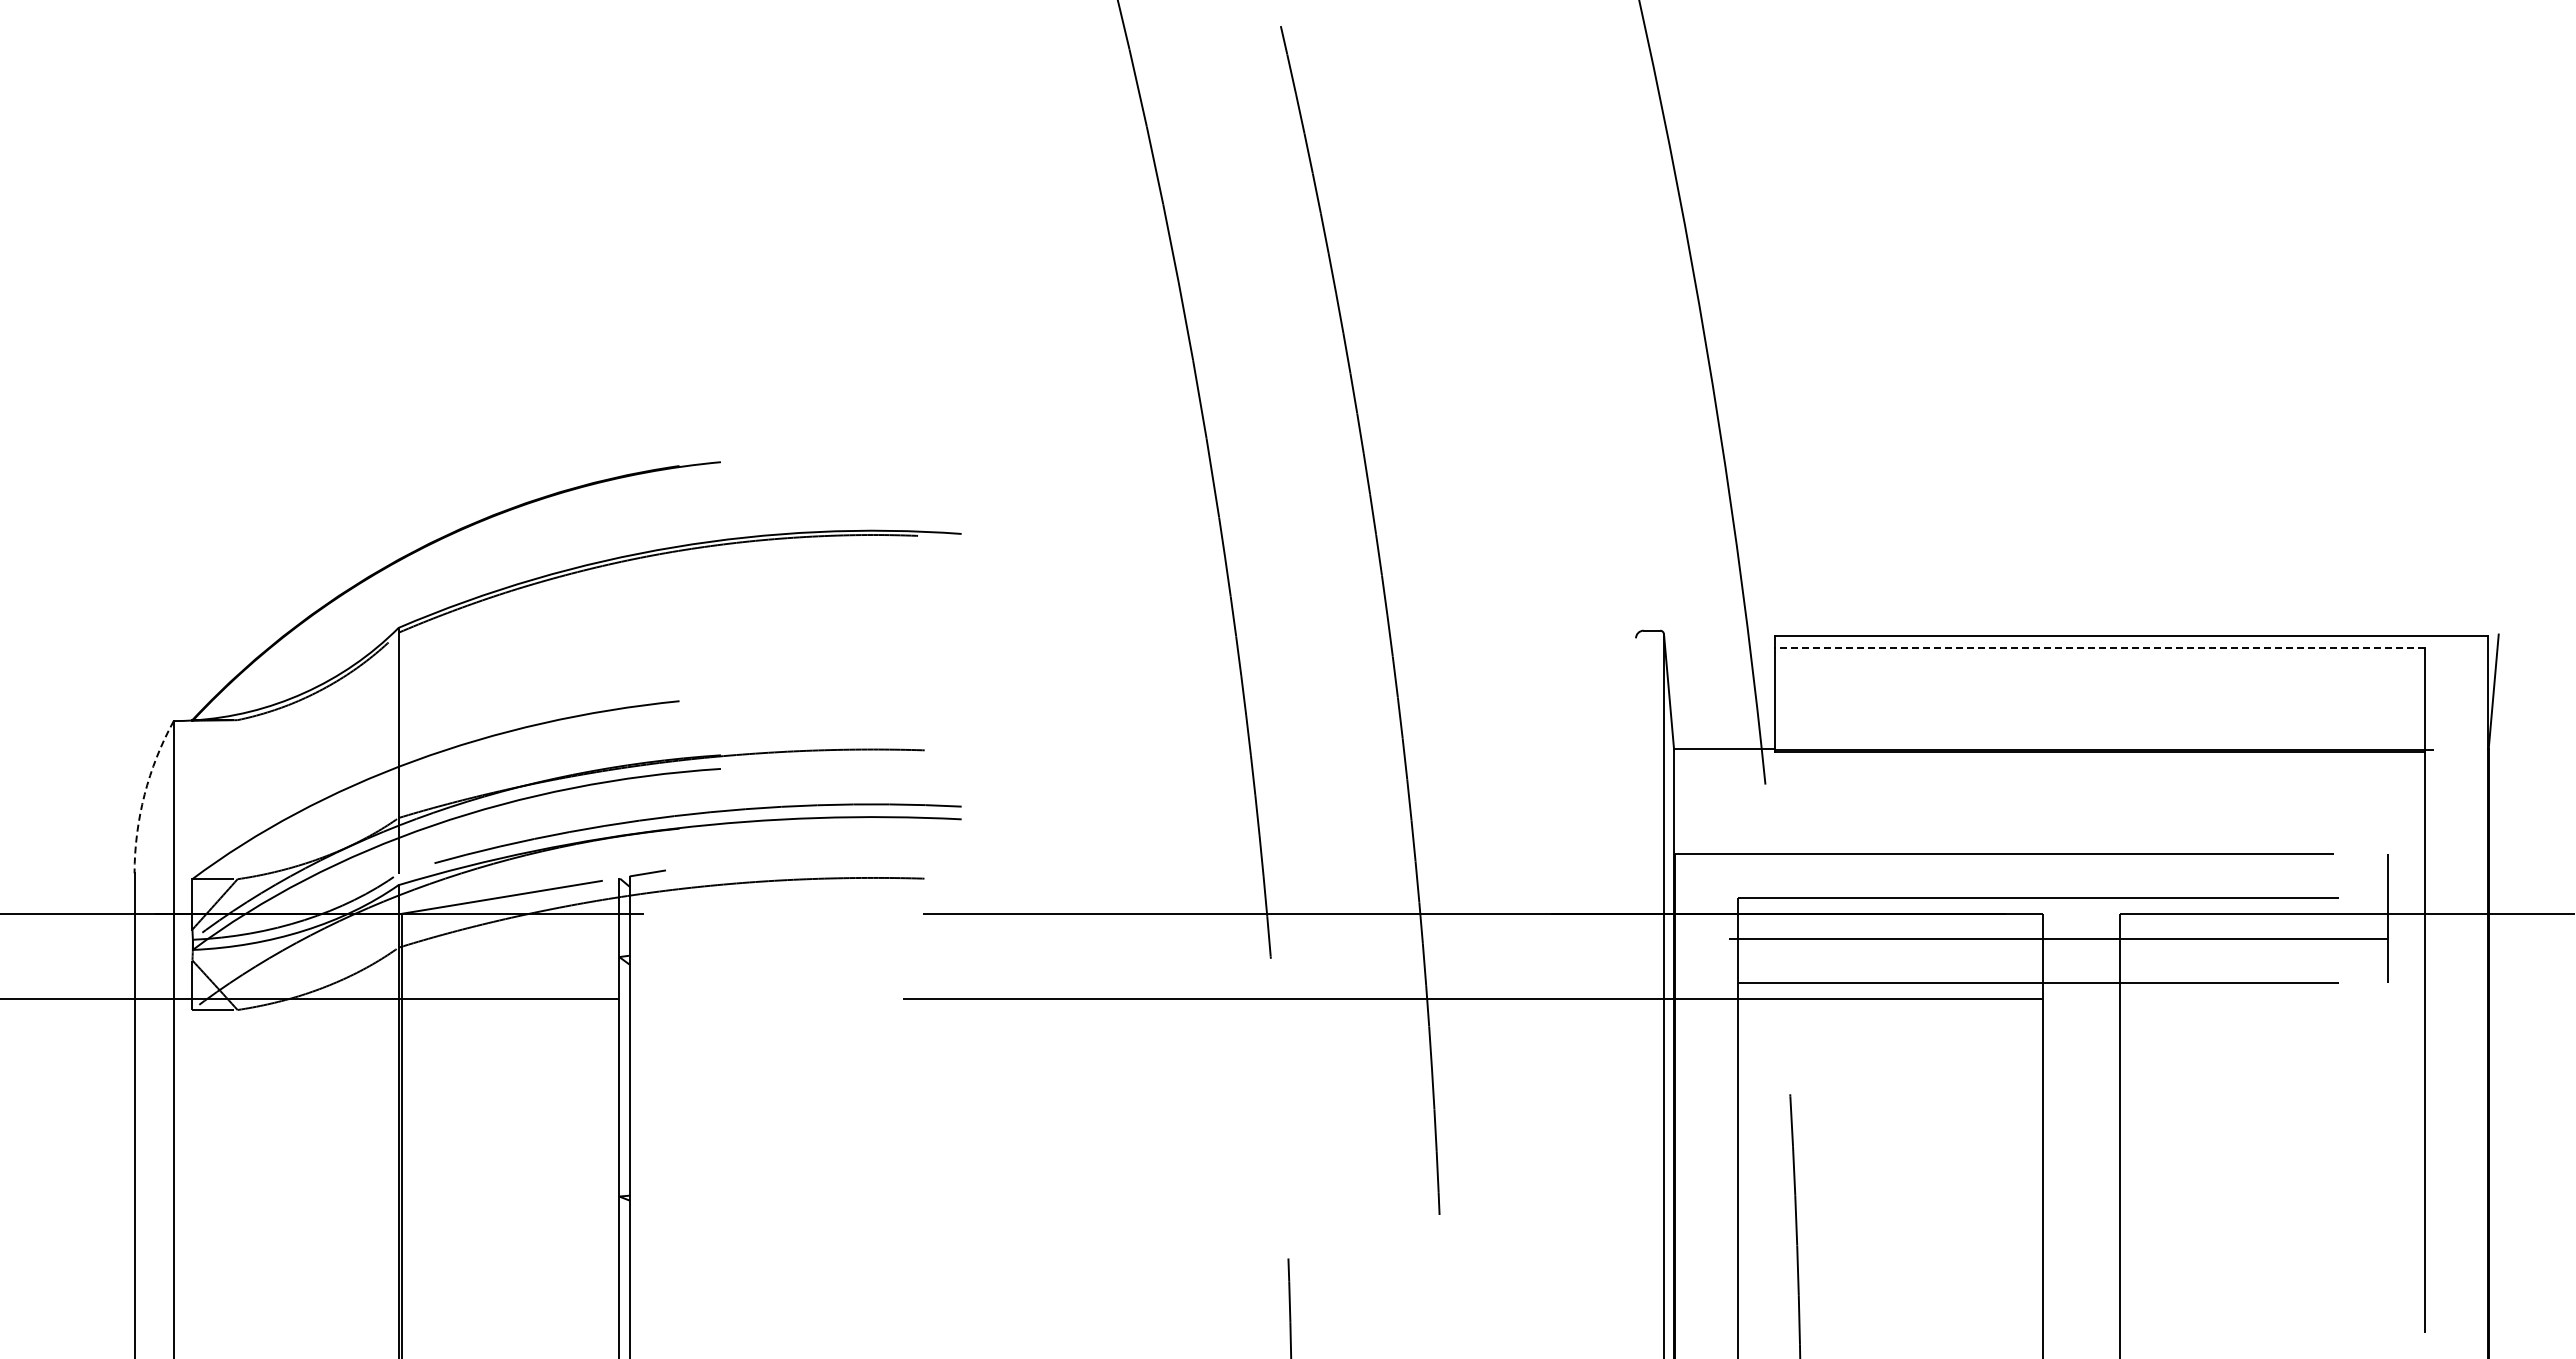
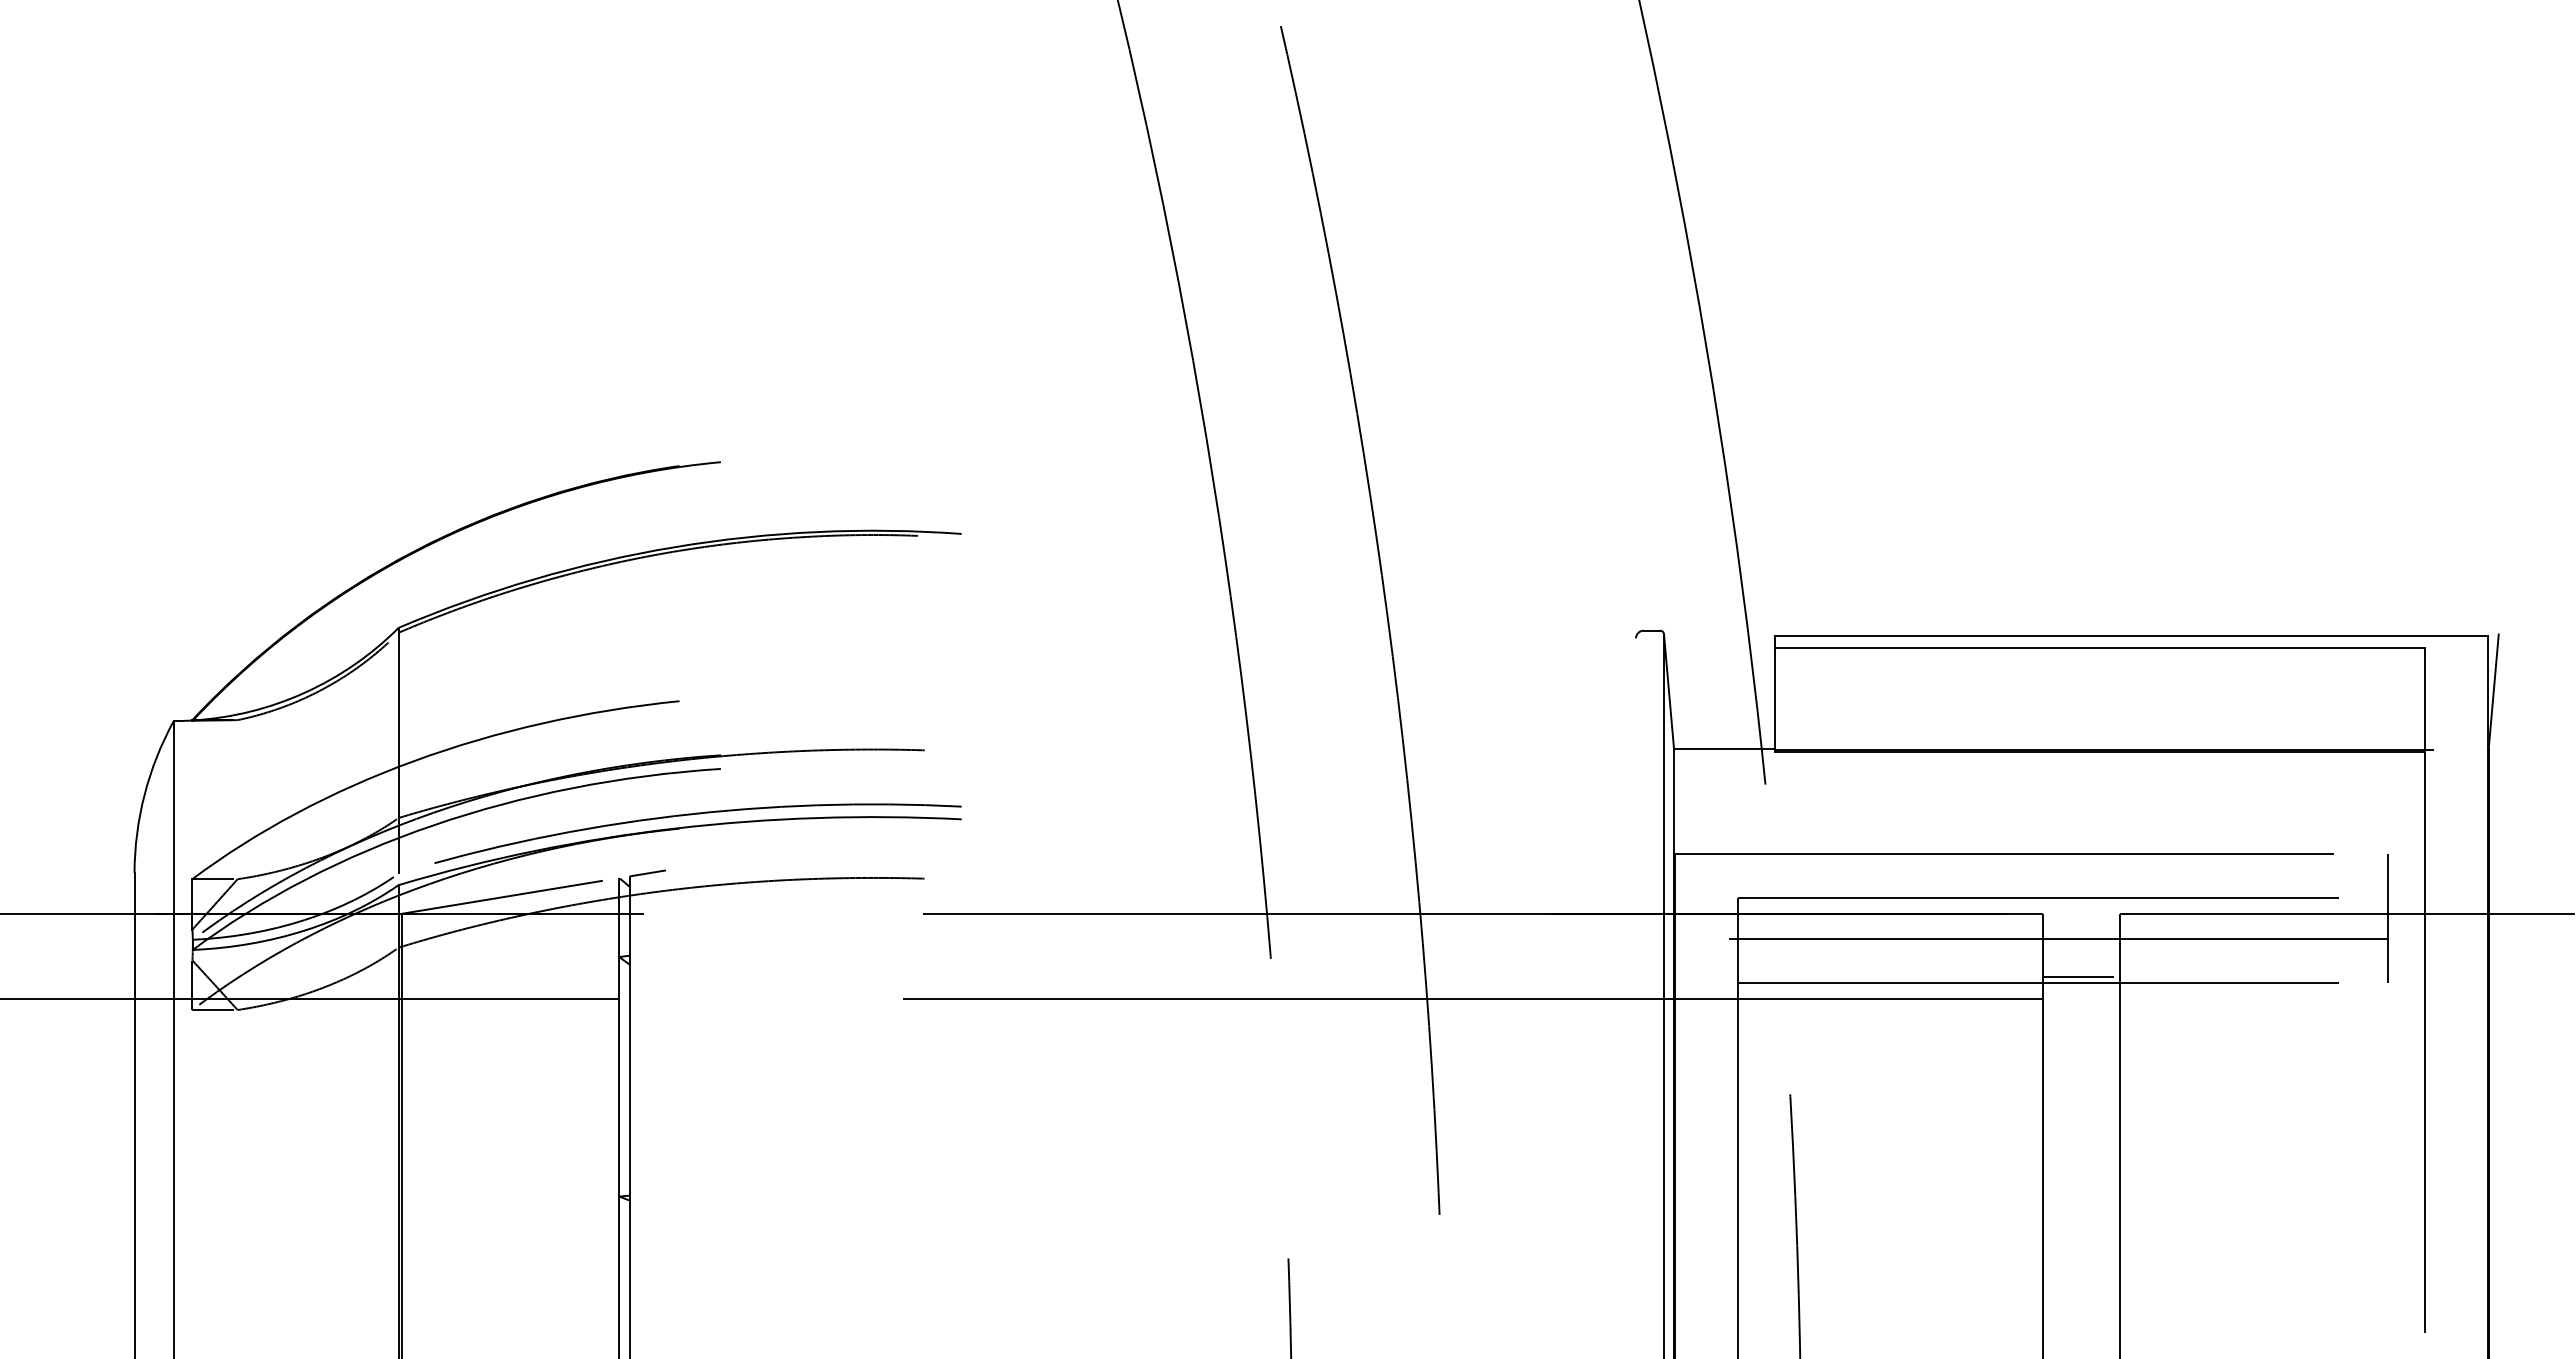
line: dashed -> solid (2099, 647)
arc: dashed -> solid (144, 794)
line: none -> present (2081, 977)
